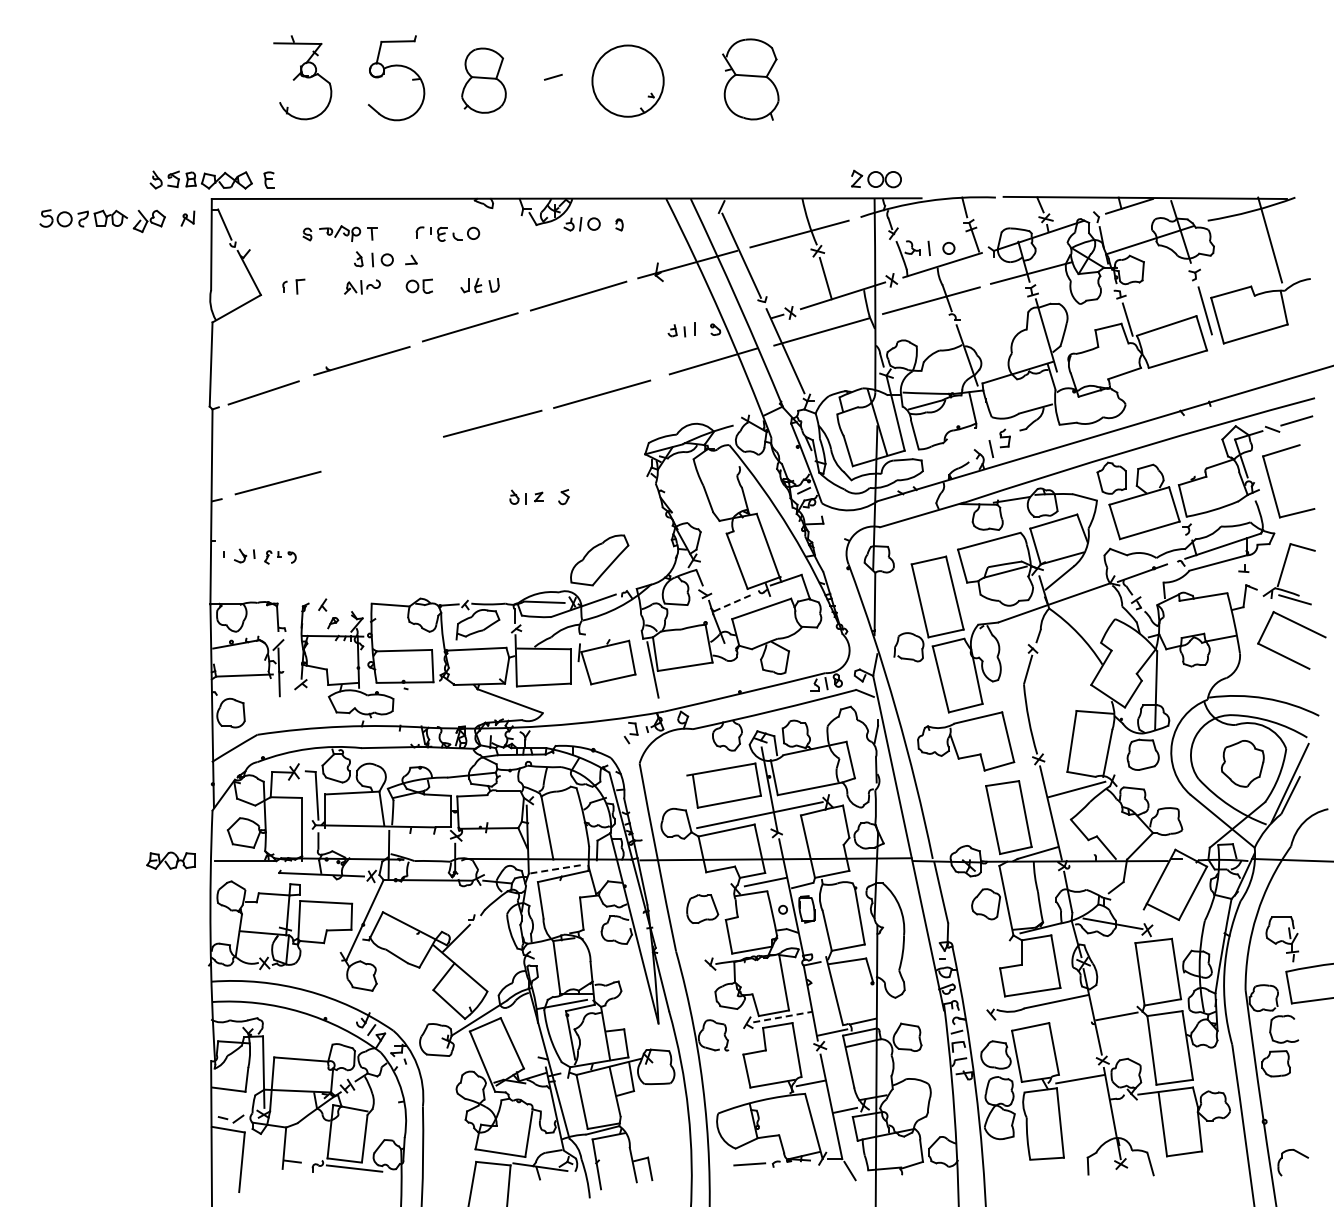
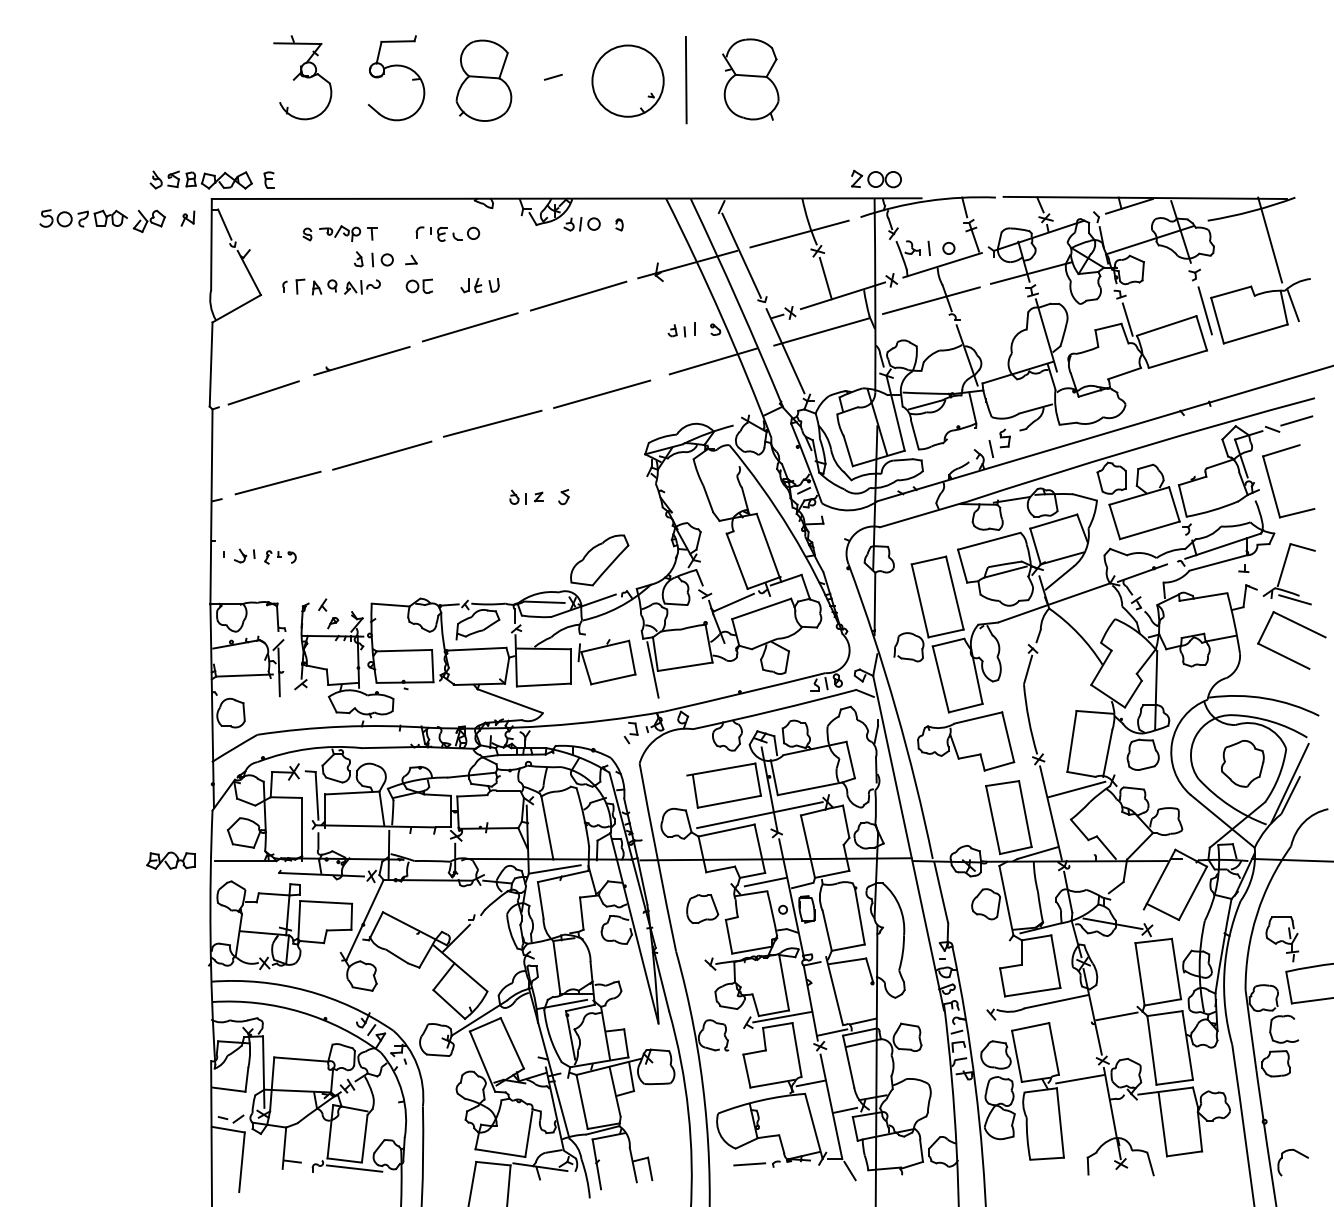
part size: 46x67 px -> 58x83 px (483, 80)
line: none -> present (685, 80)
part: none -> present (324, 287)
line: none -> present (1292, 305)
line: none -> present (382, 455)
line: dashed -> solid (733, 602)
line: dashed -> solid (554, 869)
line: dashed -> solid (782, 1017)
